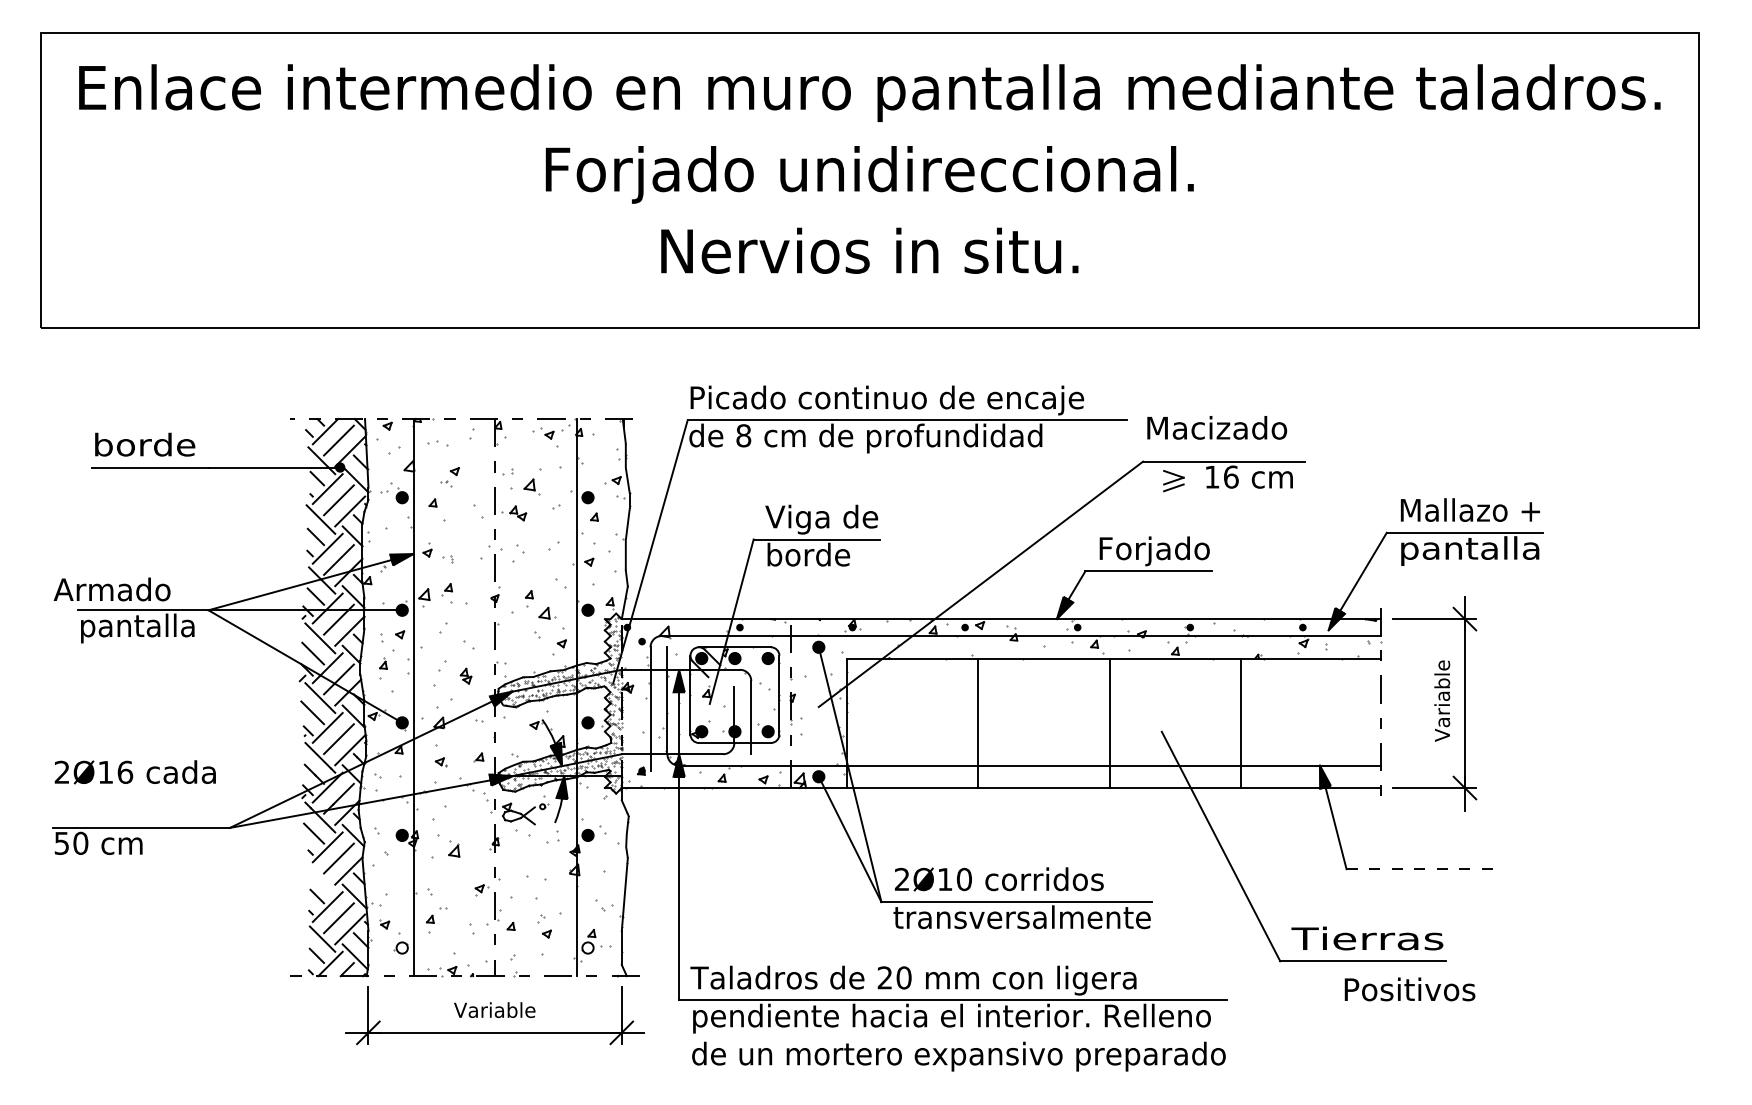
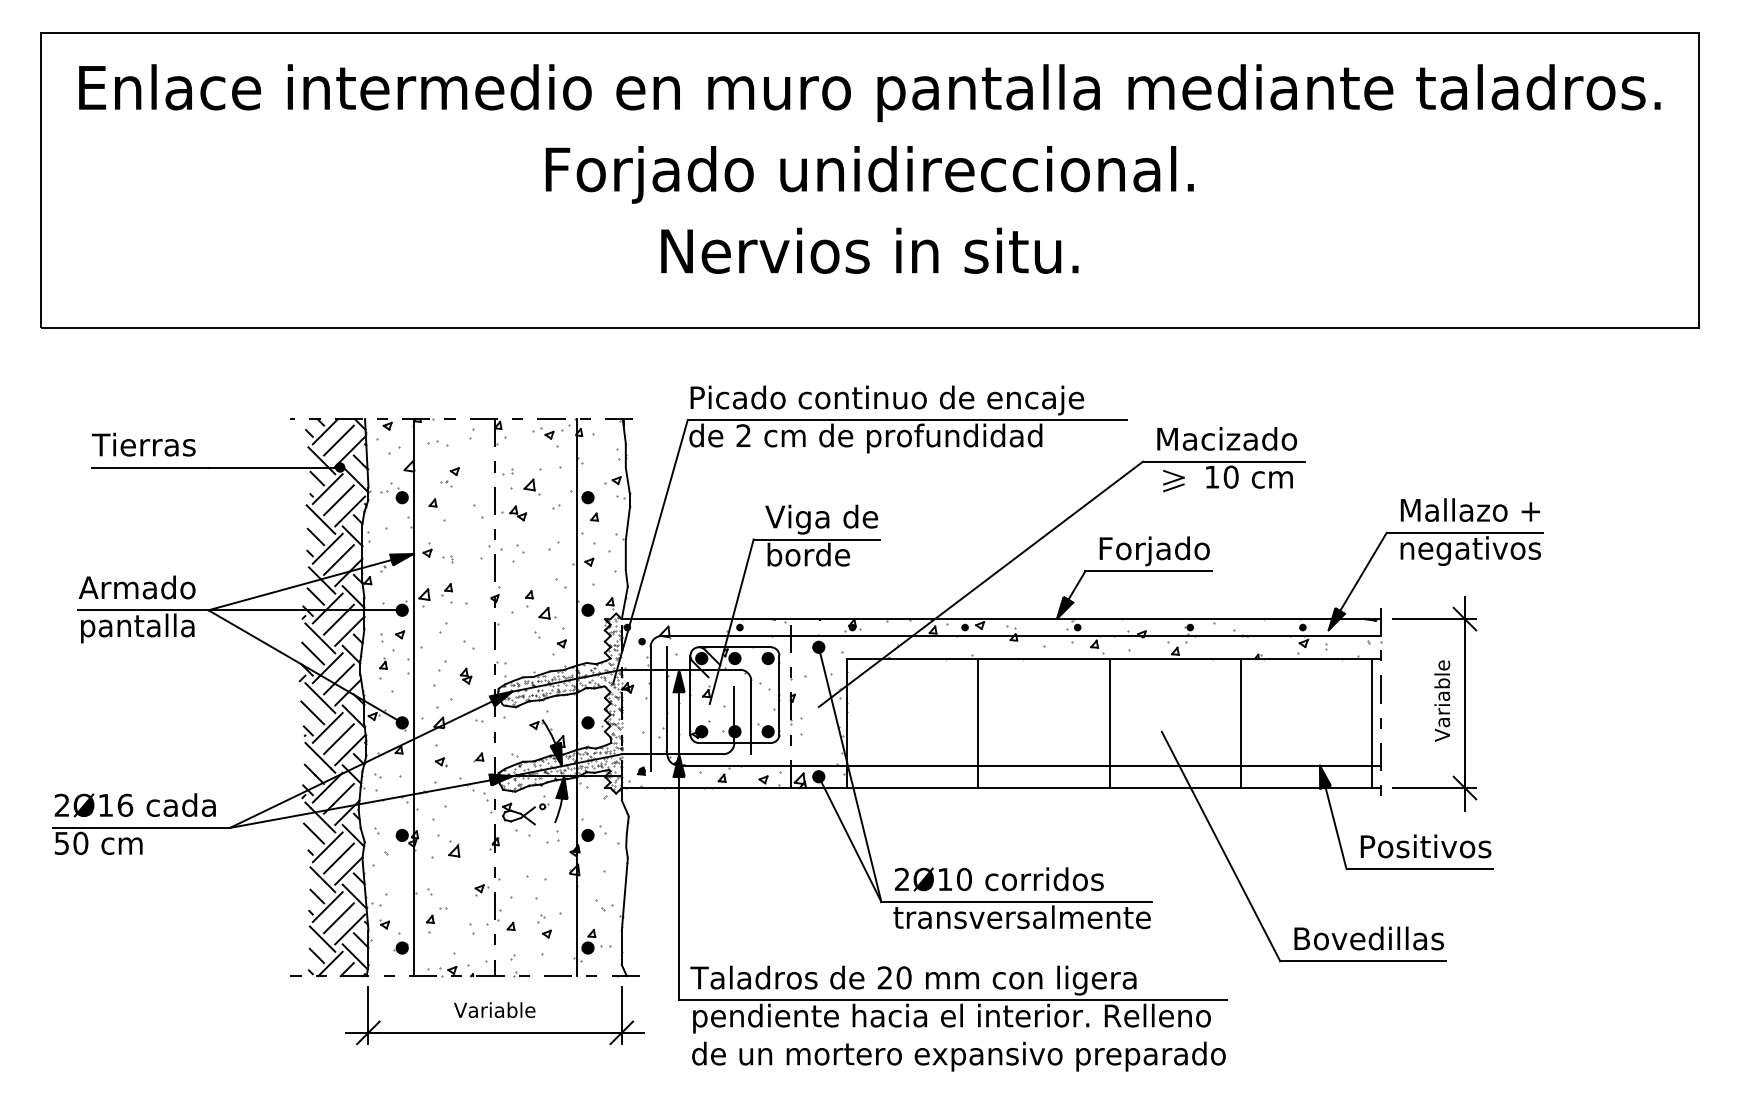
text position: (1217, 427) -> (1227, 438) (1227, 438)
text: 8 -> 2 (743, 435)
text: borde -> Tierras (143, 444)
text: 16 -> 10 (1230, 476)
text: pantalla -> negativos (1470, 550)
text position: (111, 589) -> (136, 587) (136, 587)
line: none -> present (1372, 723)
text position: (134, 772) -> (134, 805) (134, 805)
line: dashed -> solid (1420, 869)
line: none -> present (322, 879)
text: Tierras -> Bovedillas (1367, 938)
fill: none -> present (401, 947)
fill: none -> present (587, 947)
text position: (1409, 989) -> (1425, 846) (1425, 846)
